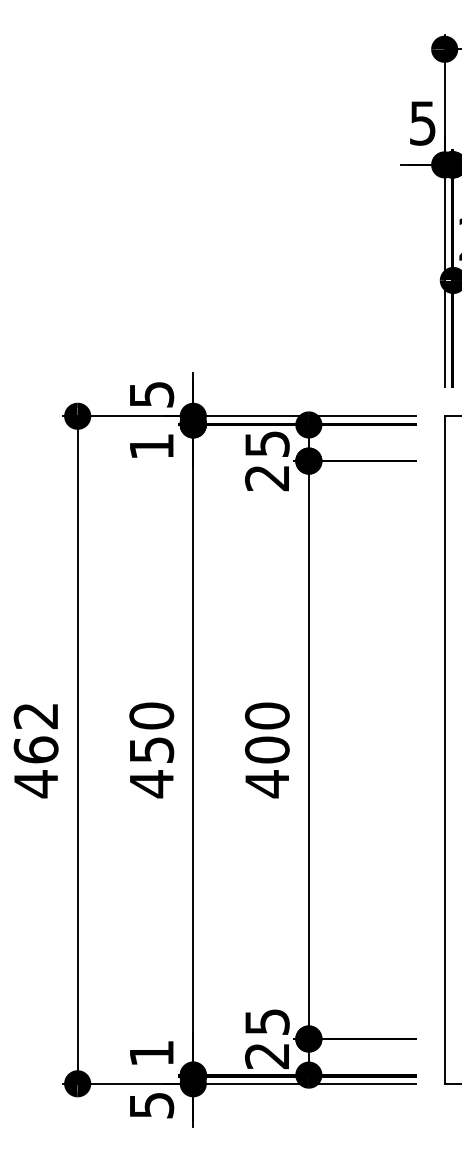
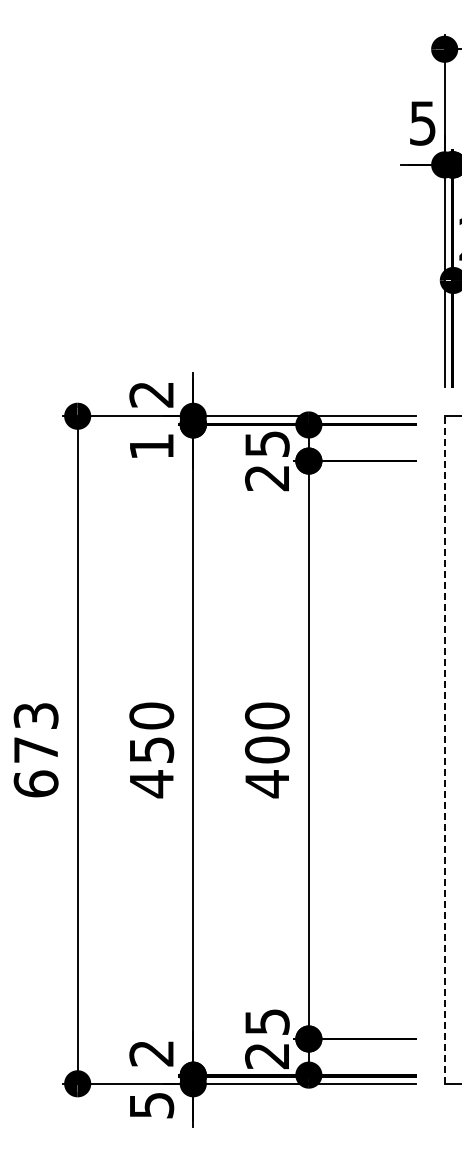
text: 5 -> 2 (151, 394)
text: 462 -> 673 (35, 750)
line: solid -> dashed (444, 750)
text: 1 -> 2 (151, 1053)
